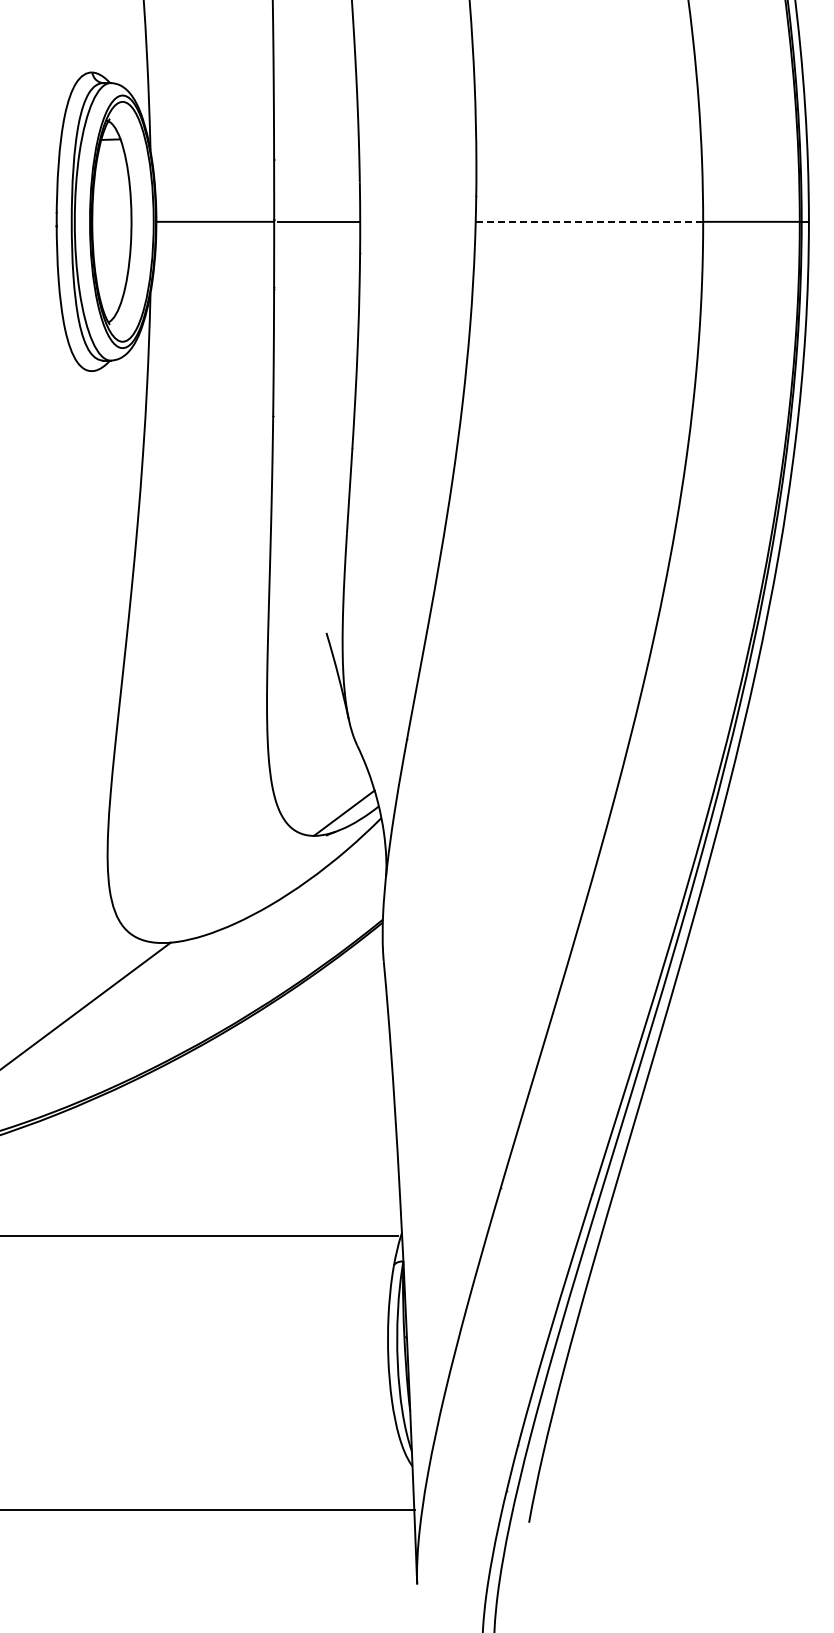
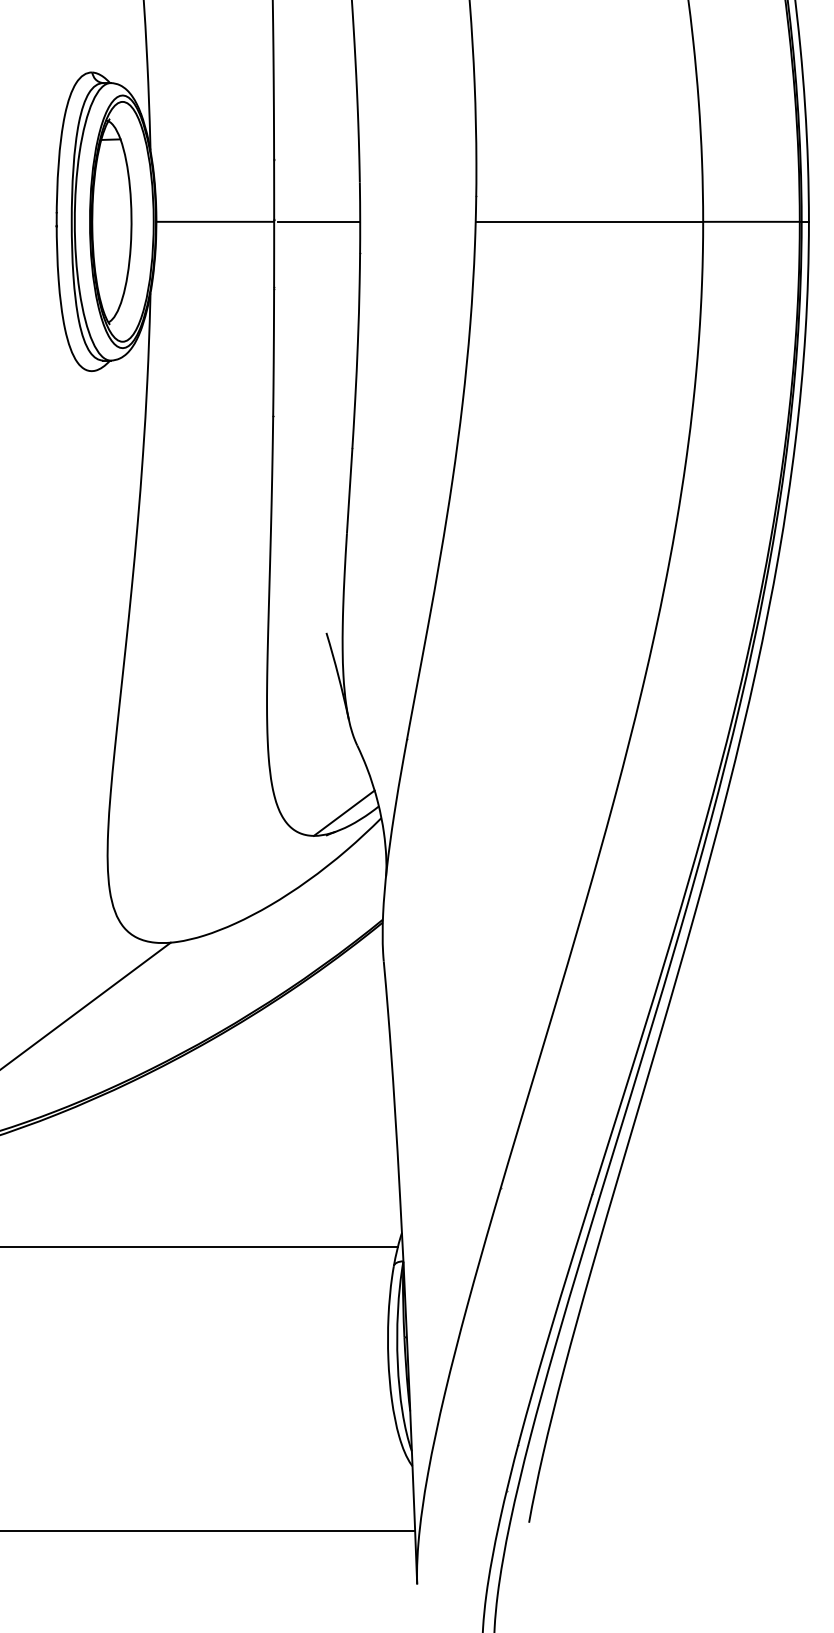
line: dashed -> solid (589, 221)
line position: (199, 1235) -> (199, 1246) (199, 1246)
line position: (208, 1510) -> (208, 1531) (208, 1531)
